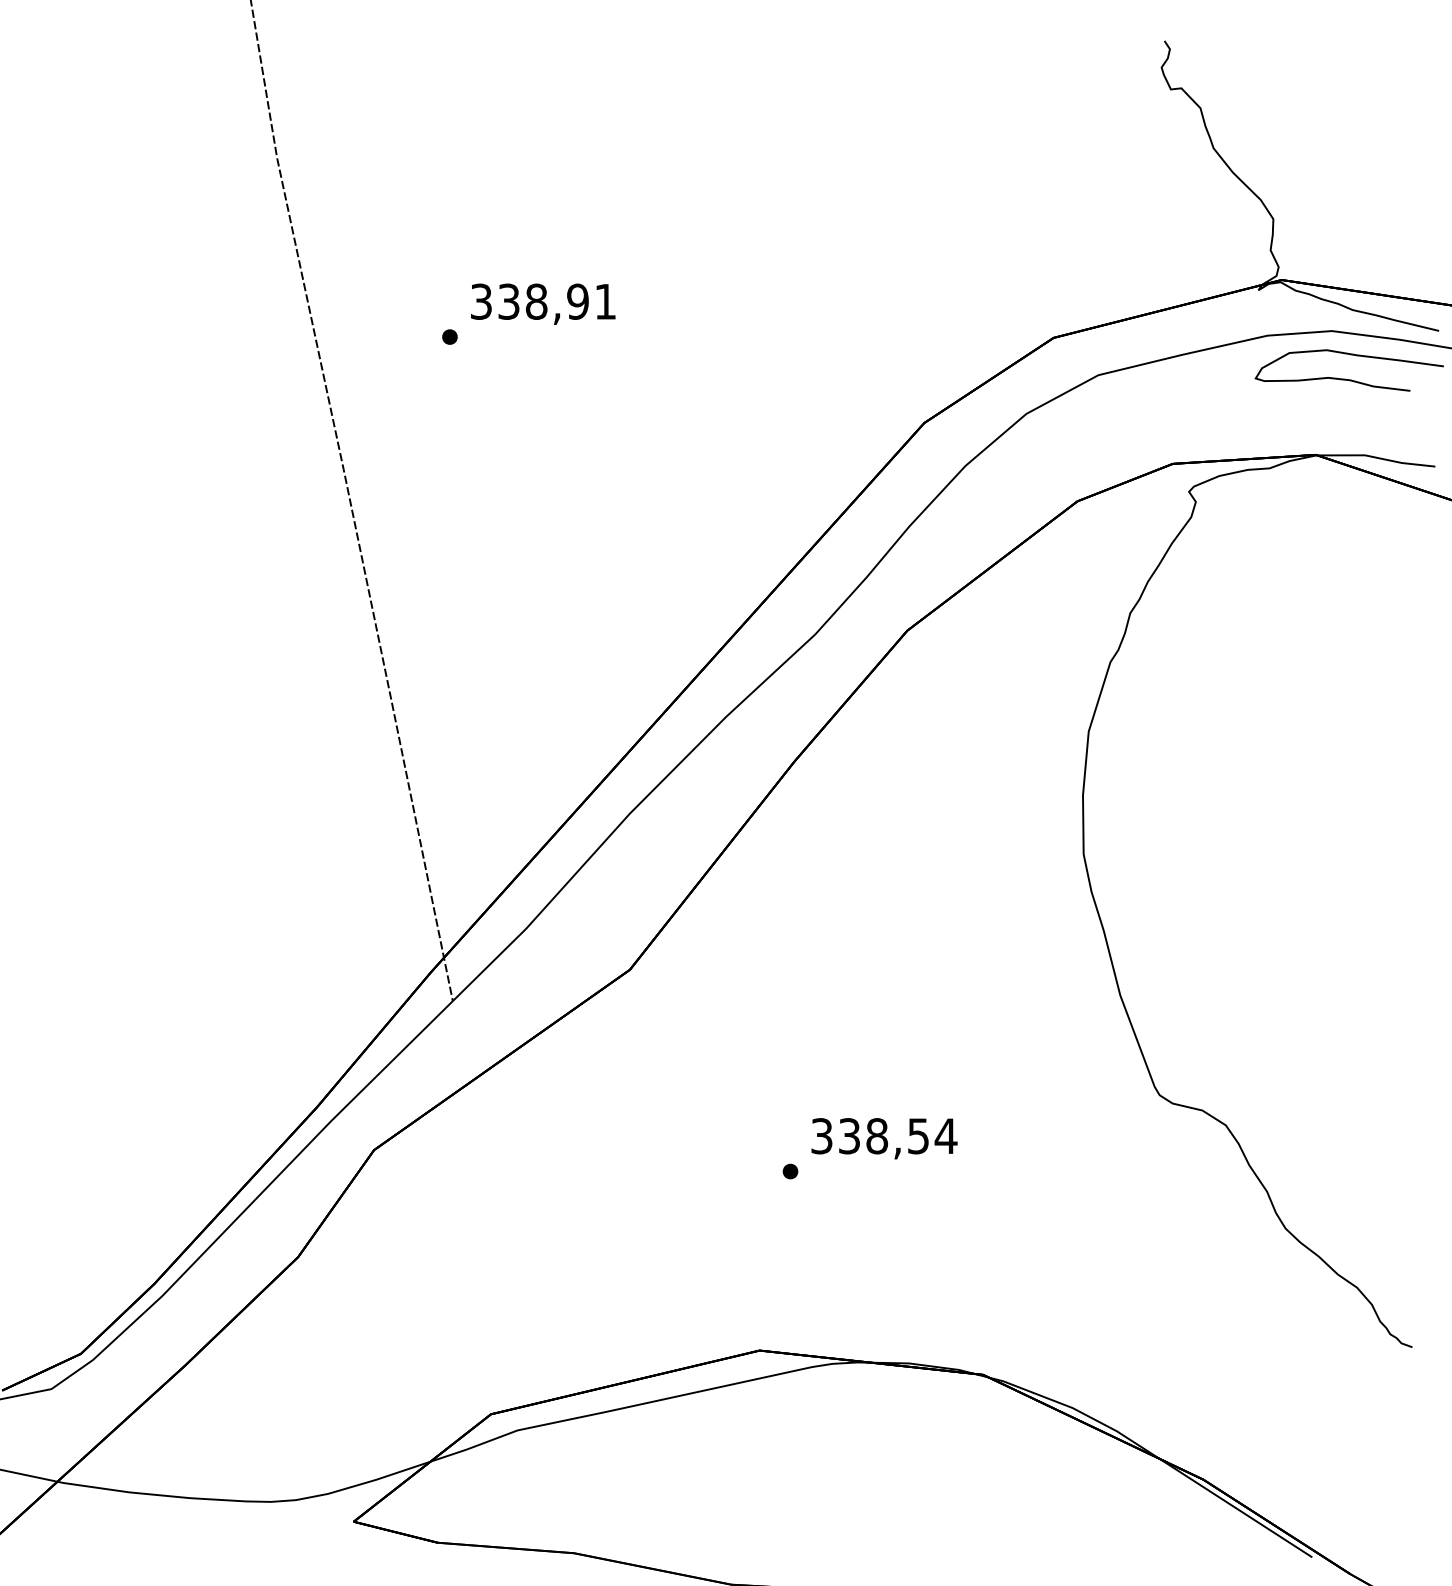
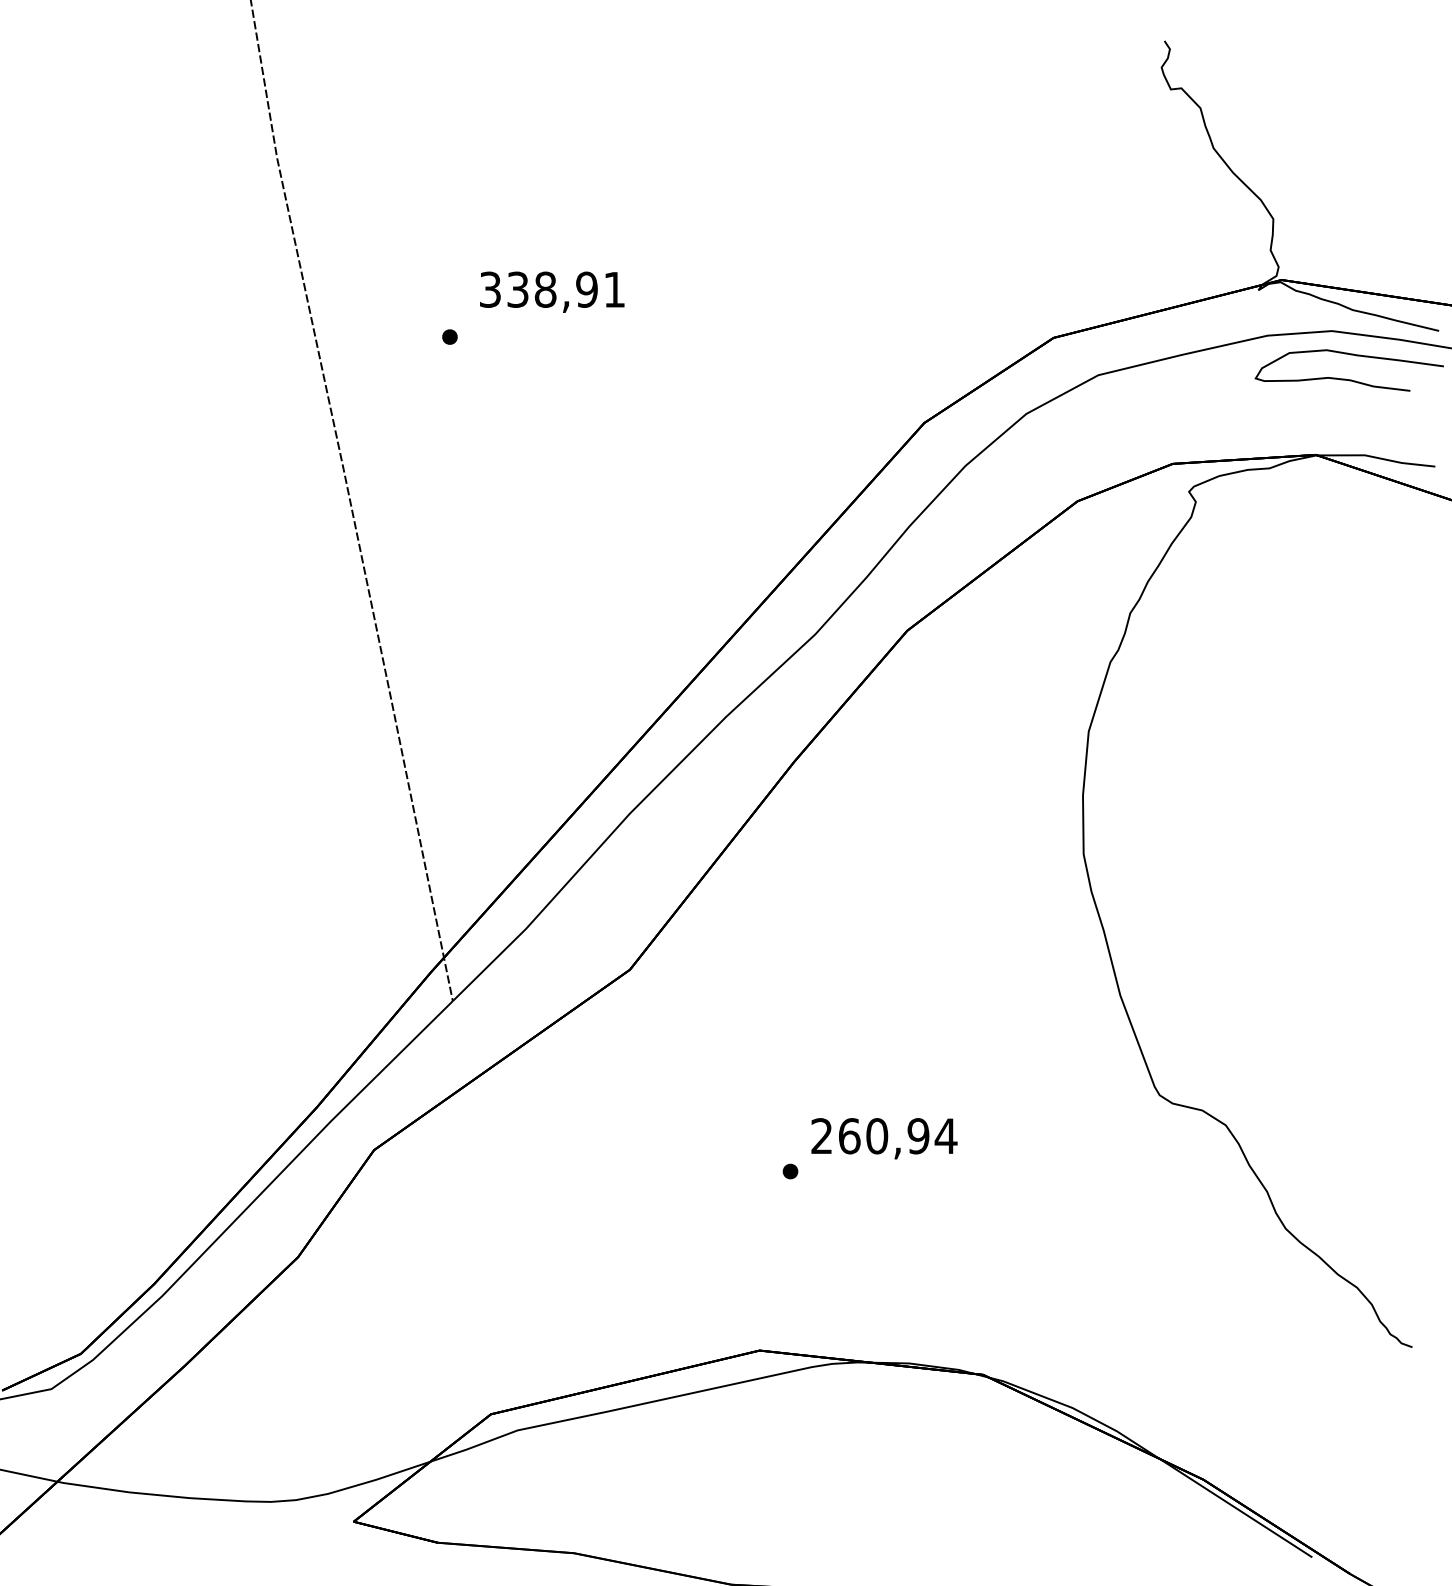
text position: (543, 303) -> (552, 291) (552, 291)
text: 338,54 -> 260,94 (870, 1136)
